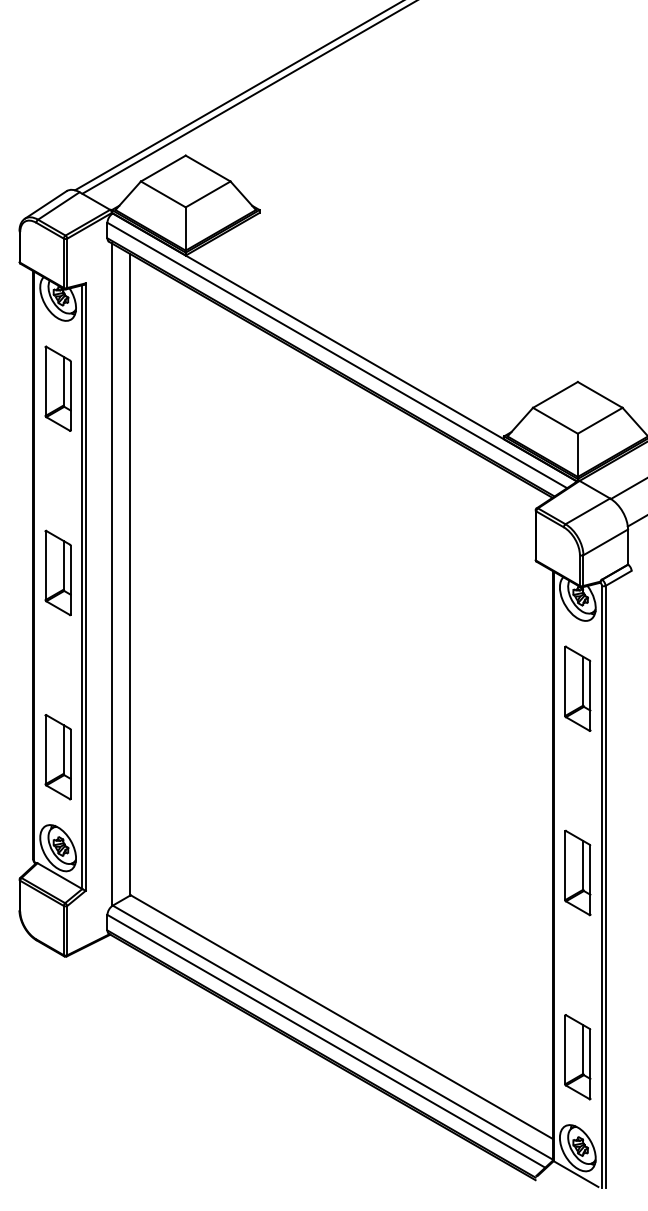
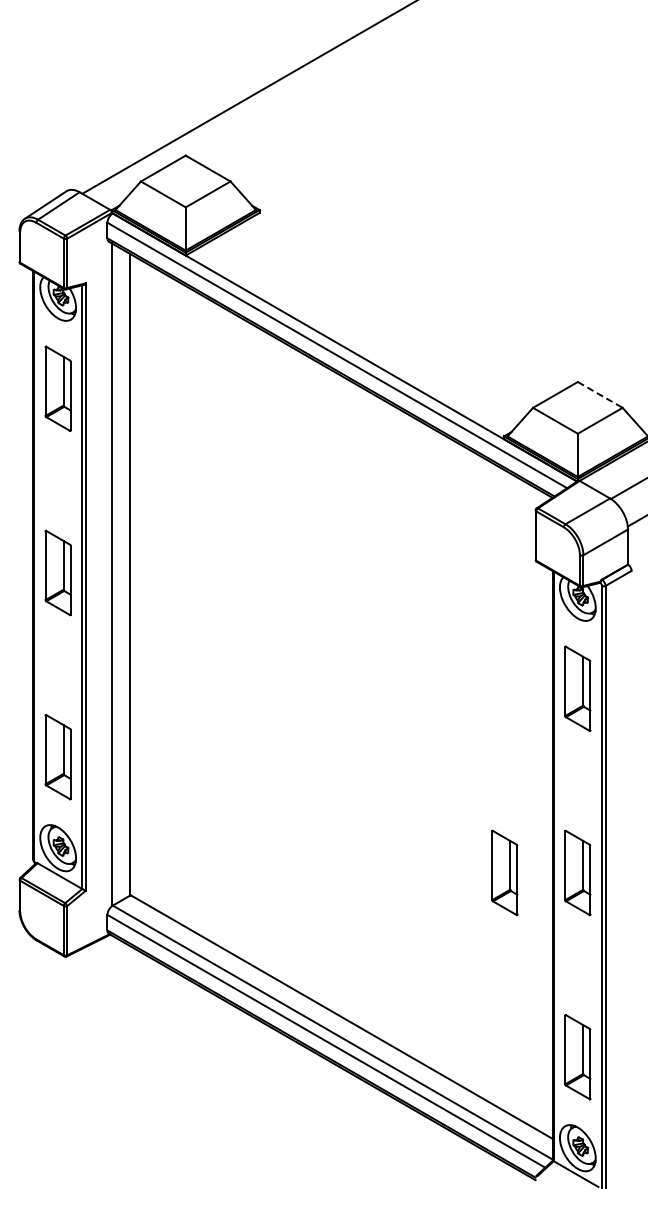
line: present -> none (238, 96)
line: solid -> dashed (600, 394)
part: none -> present (504, 872)
